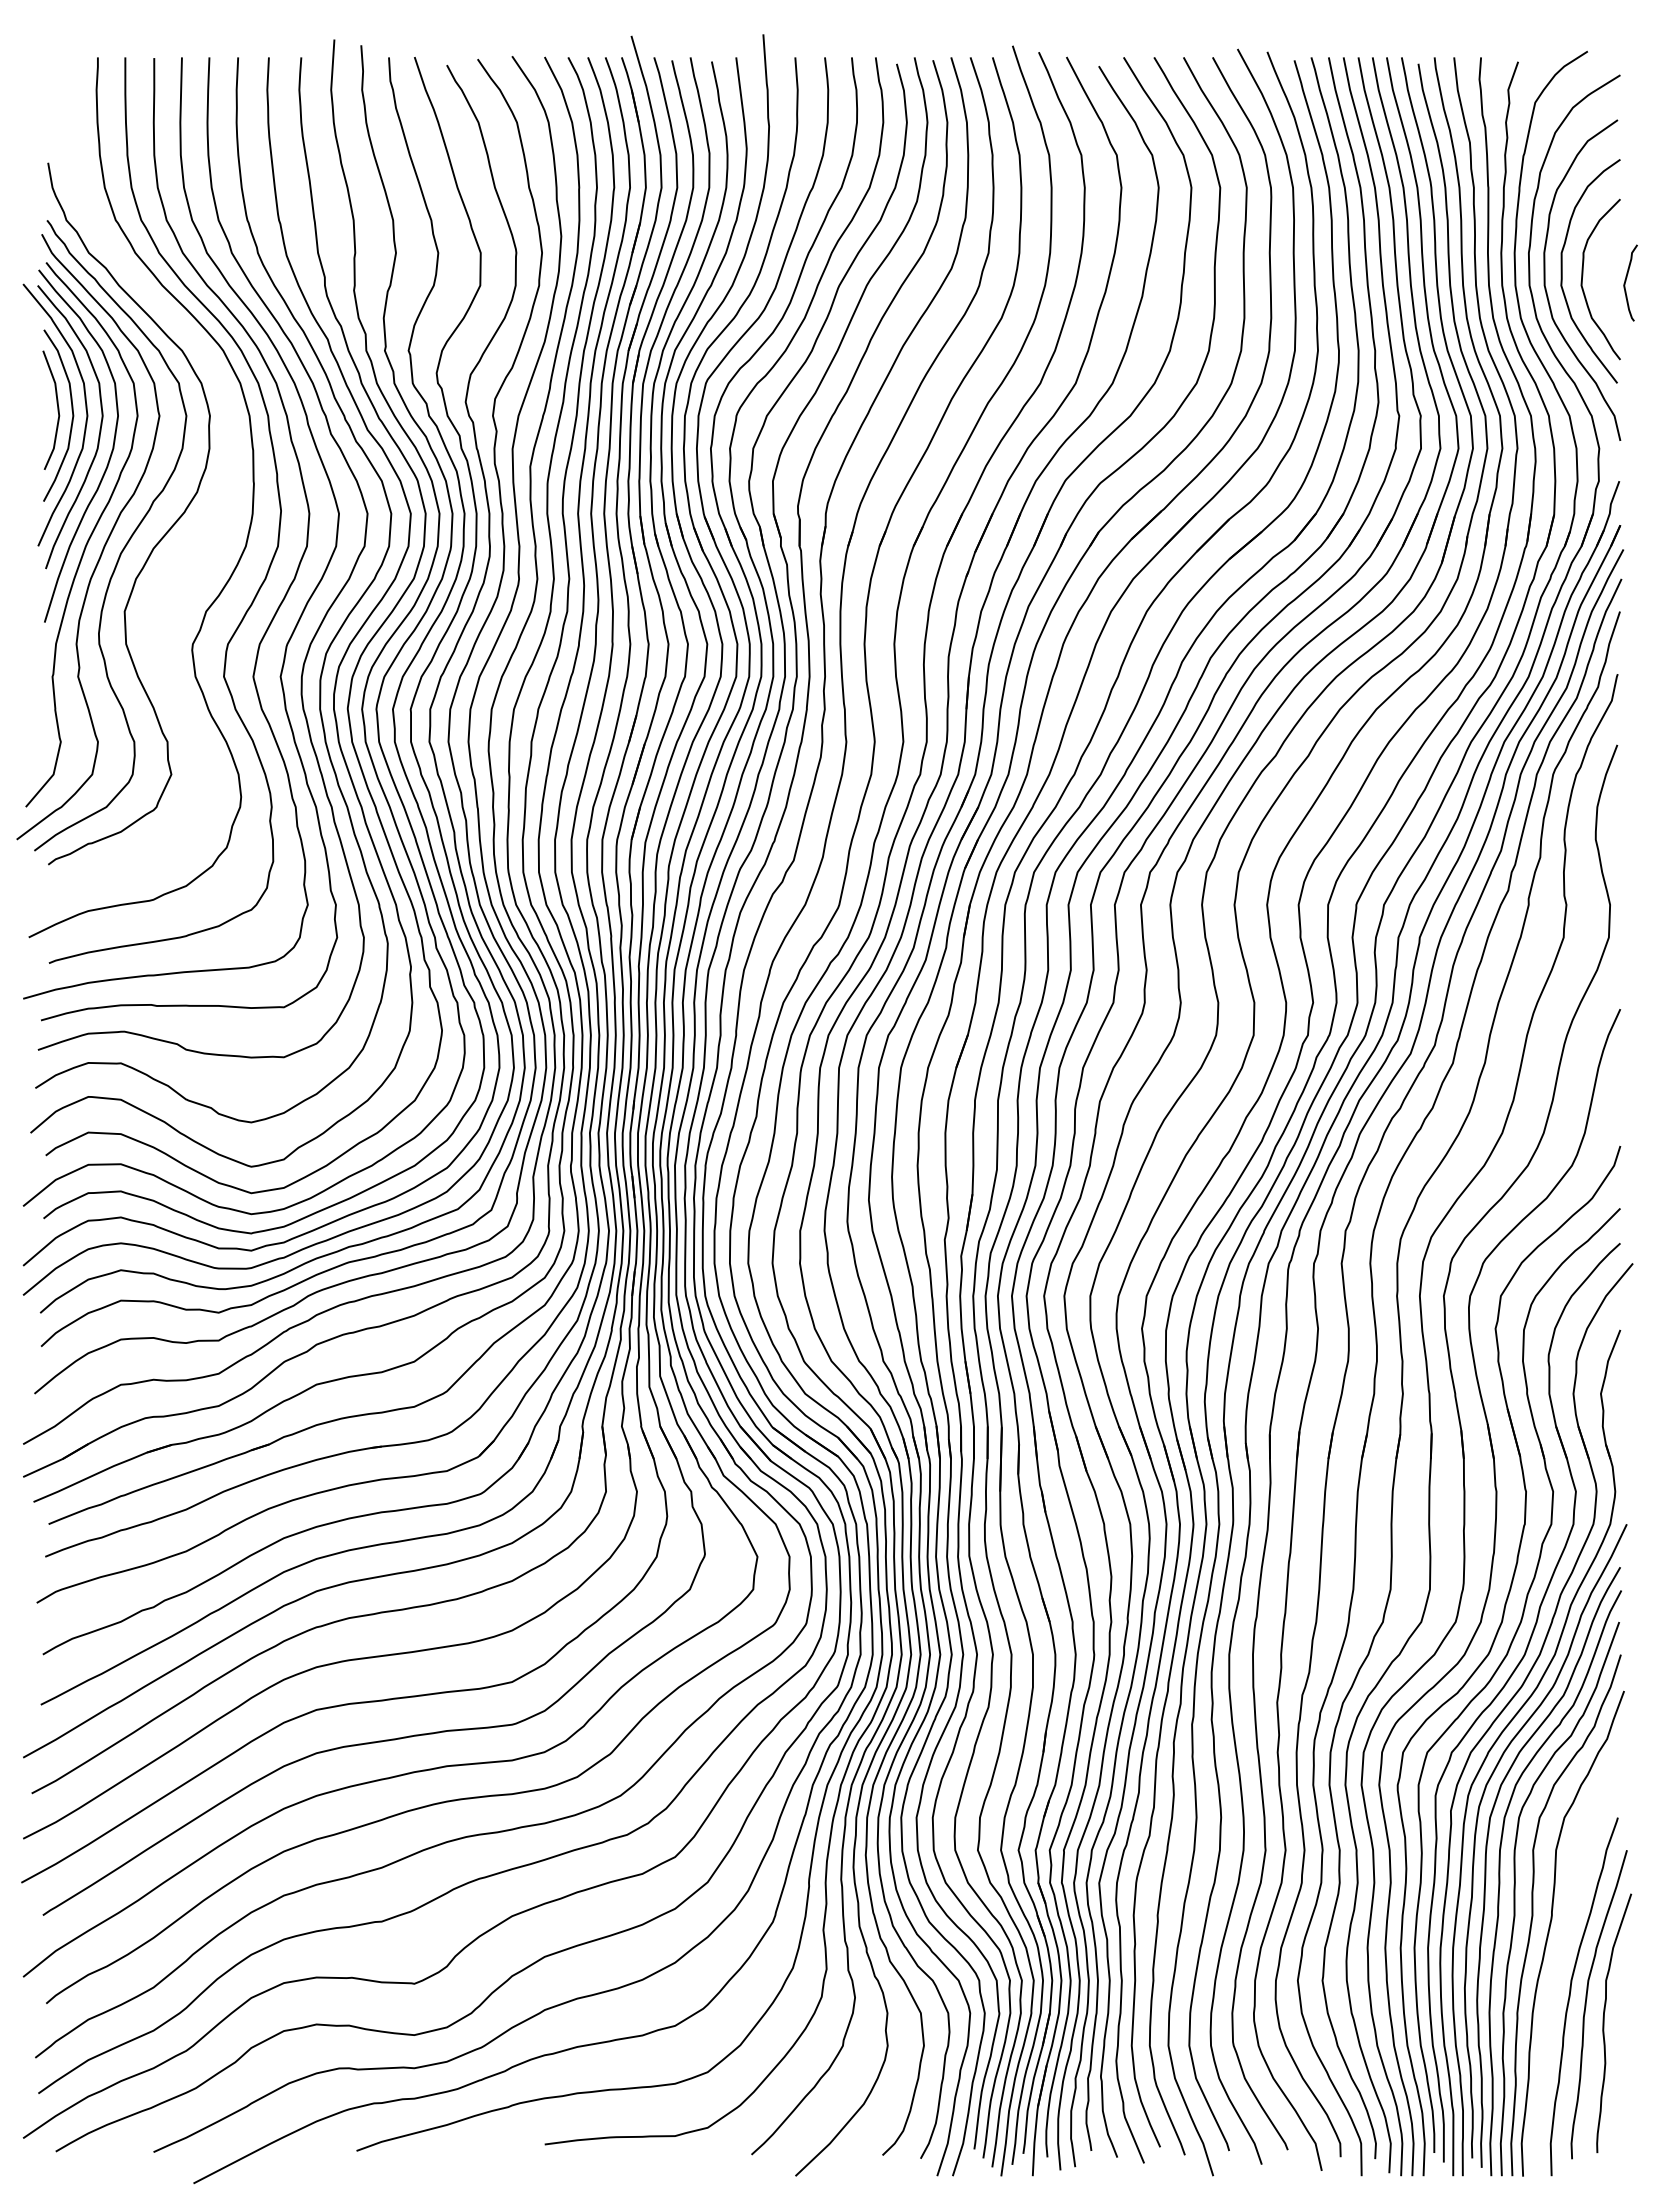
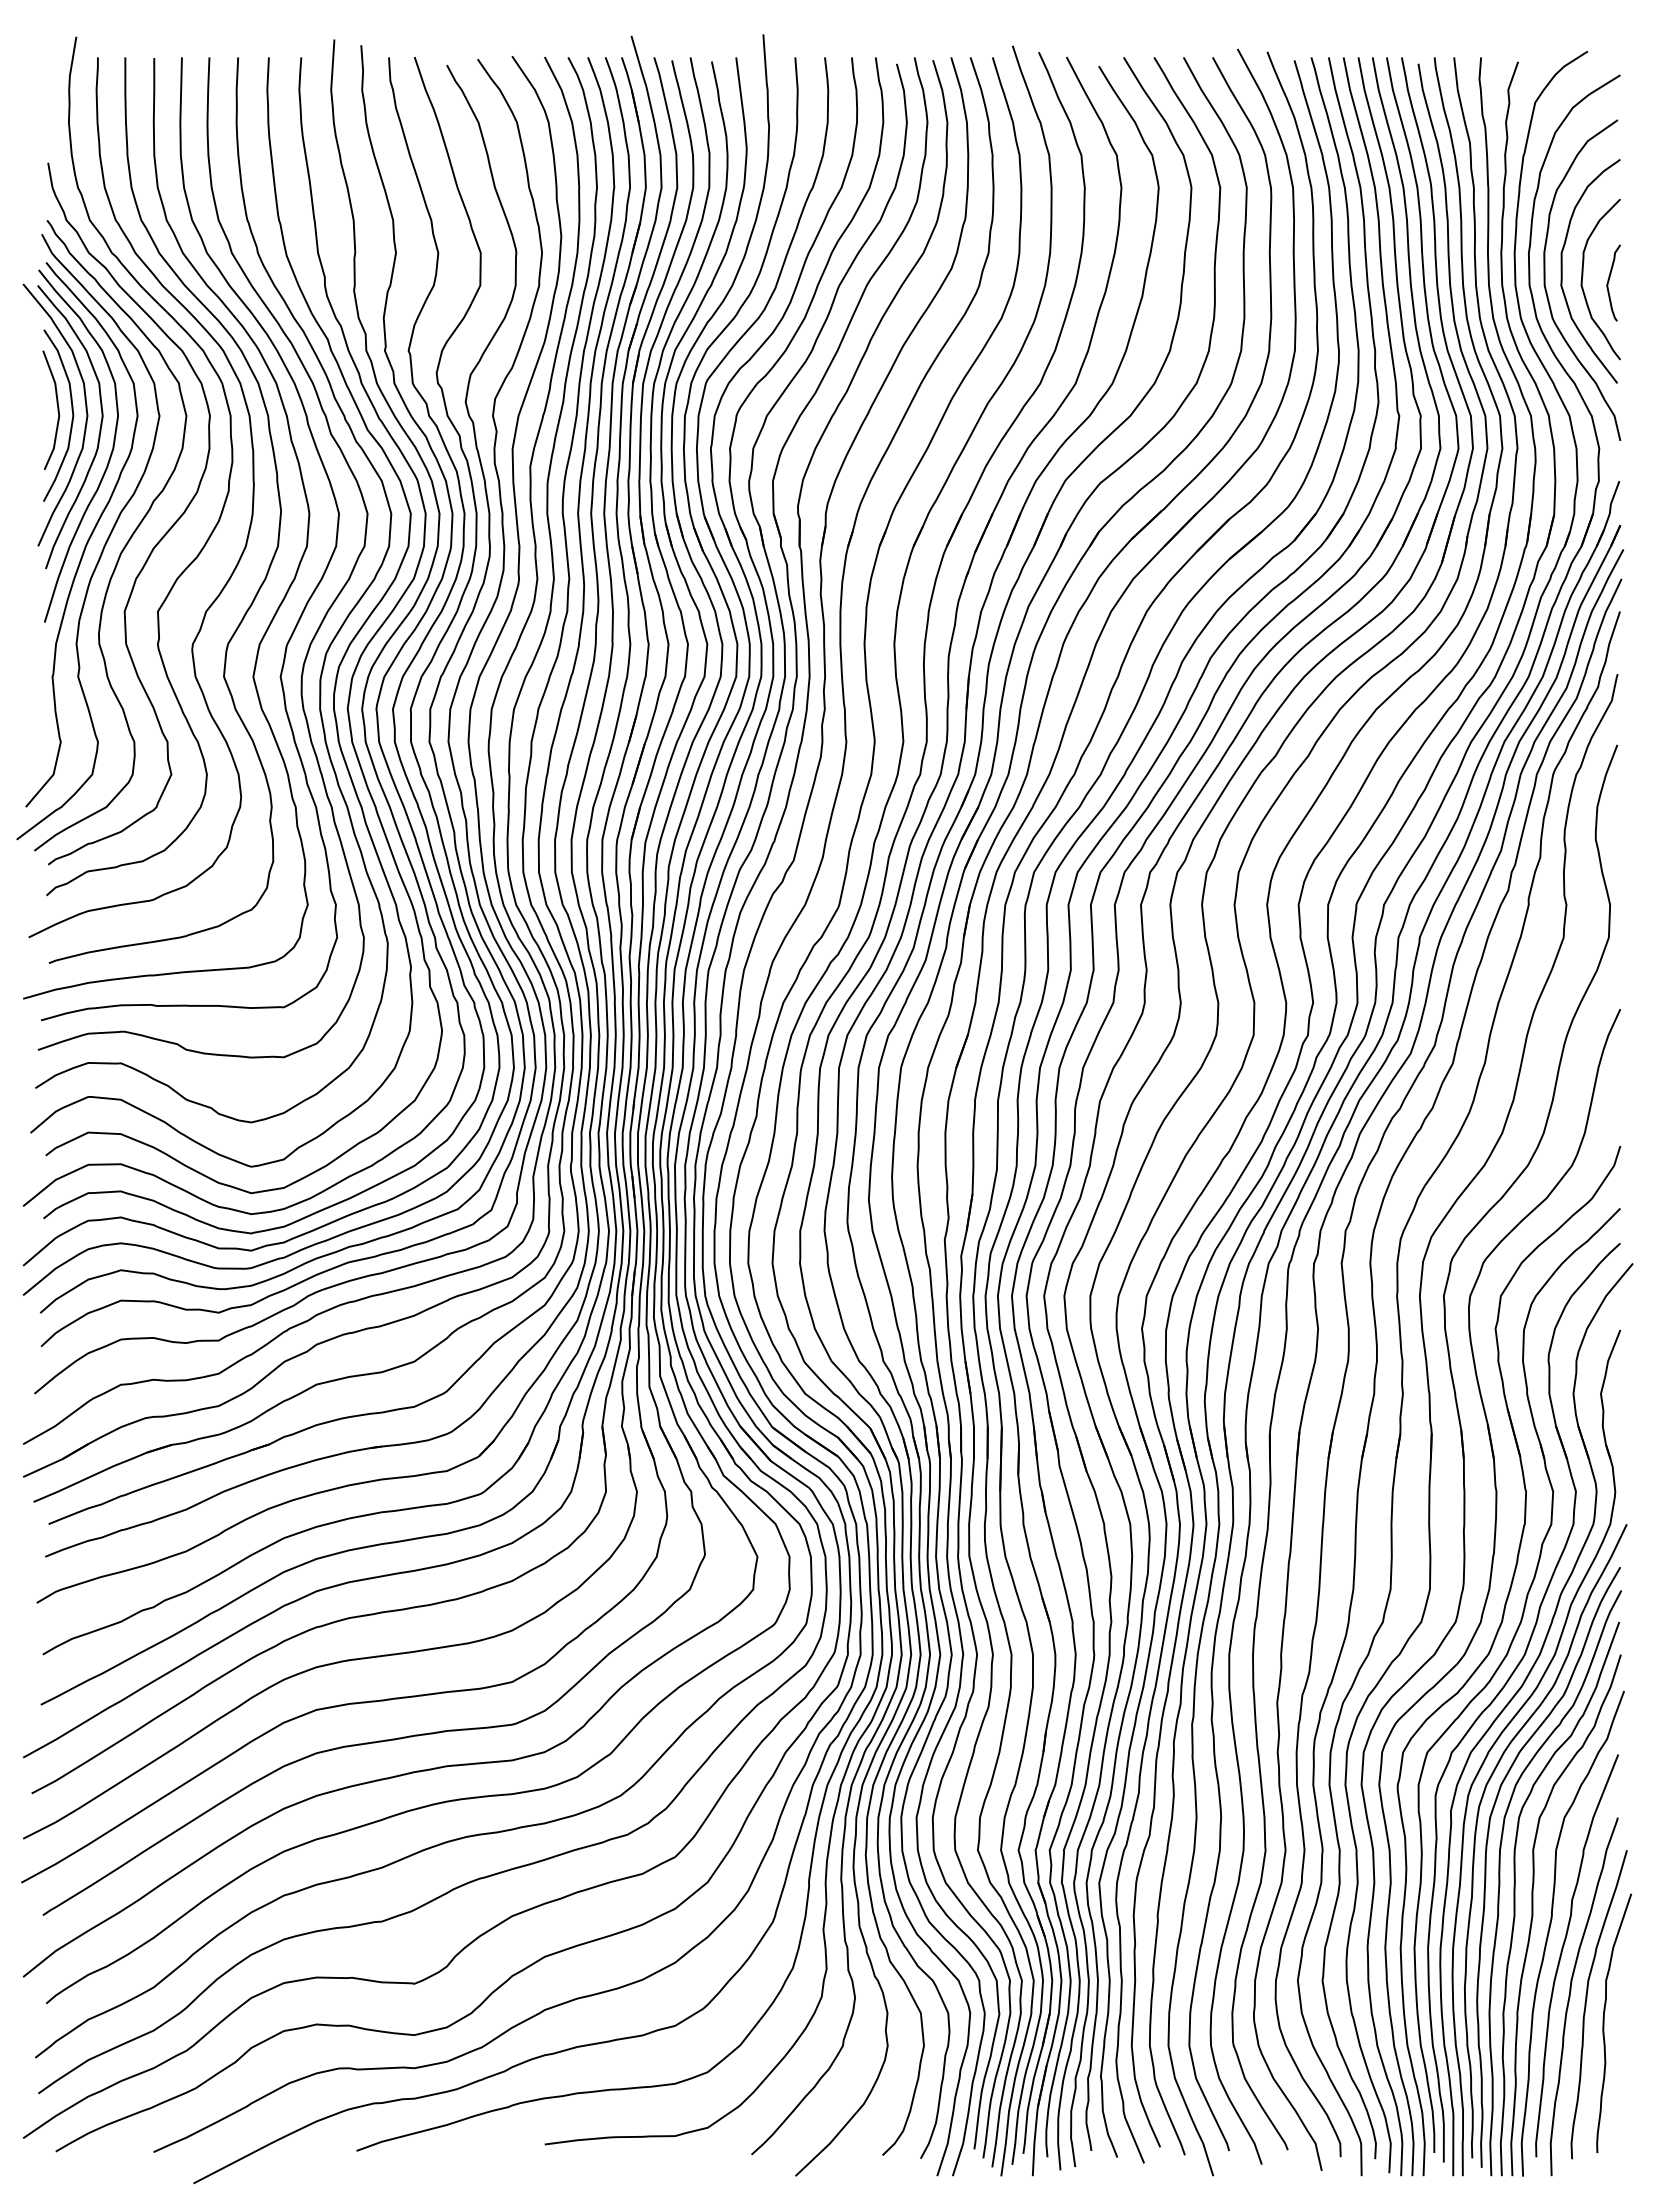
curve position: (1626, 281) -> (1609, 281) (1609, 281)
curve: none -> present (228, 477)
curve: none -> present (1562, 1953)
